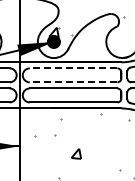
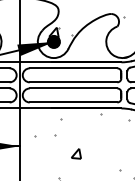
line: dashed -> solid (73, 68)
line: dashed -> solid (73, 82)
